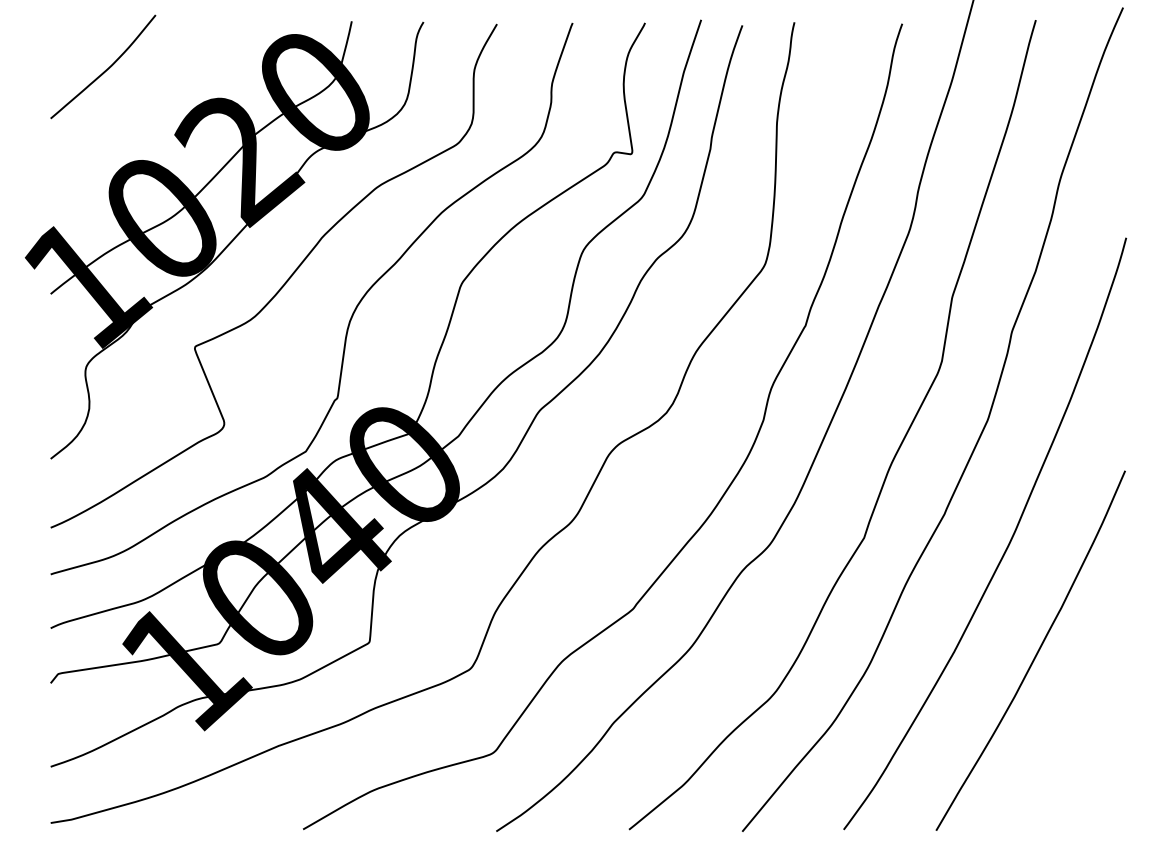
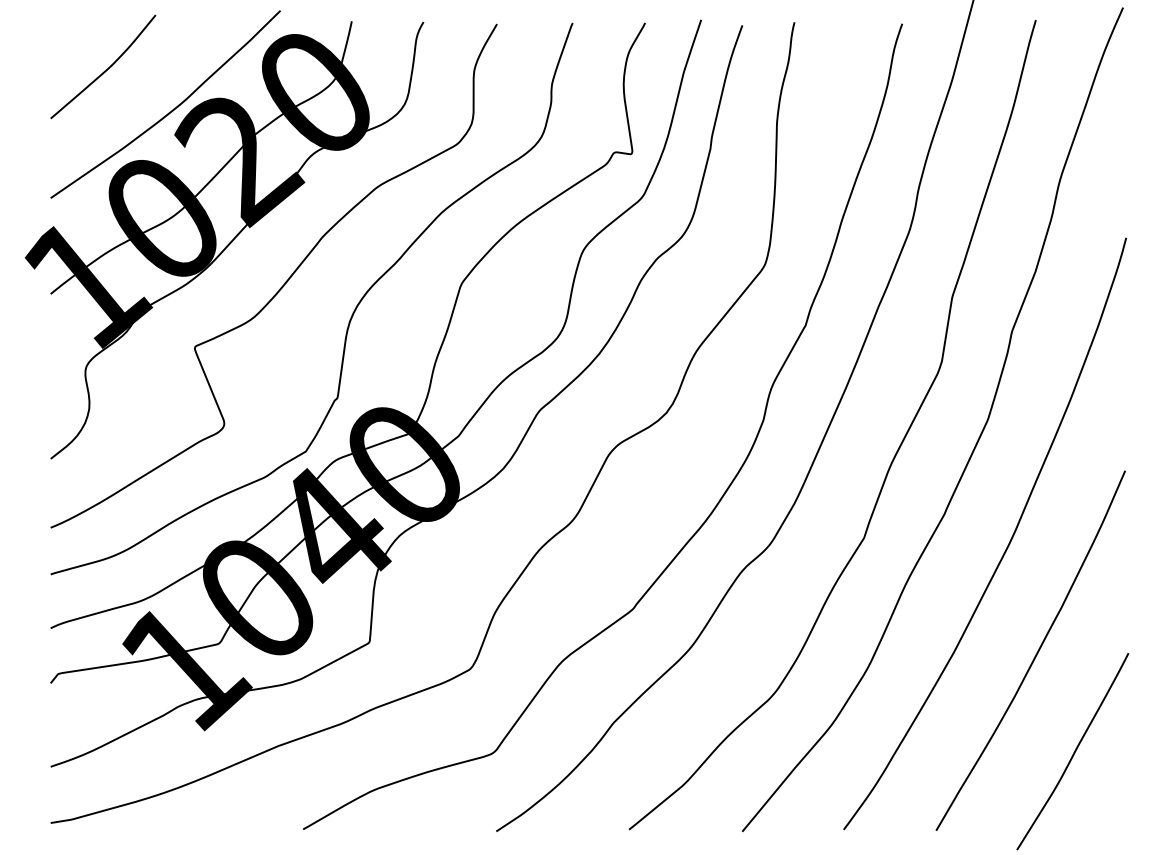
curve: none -> present (171, 110)
curve: none -> present (1073, 752)
